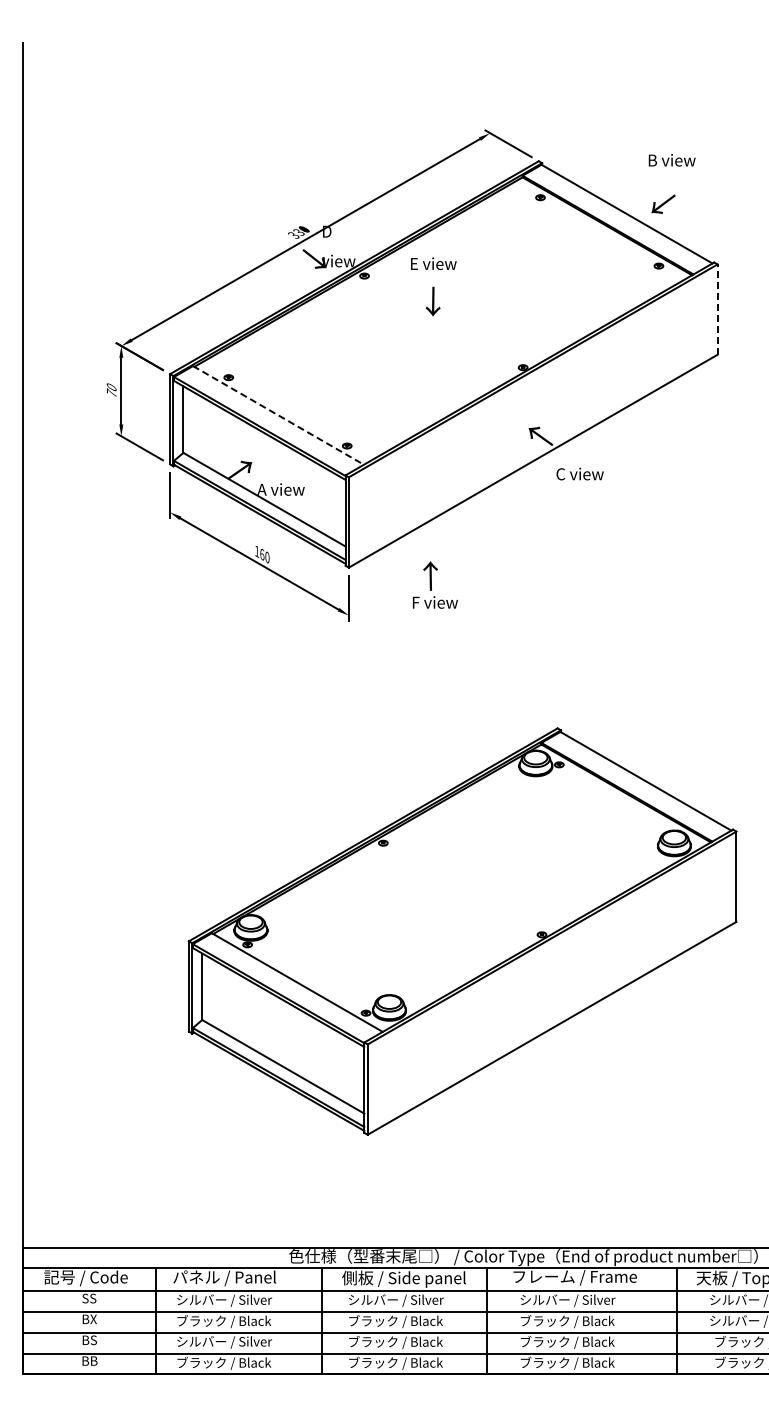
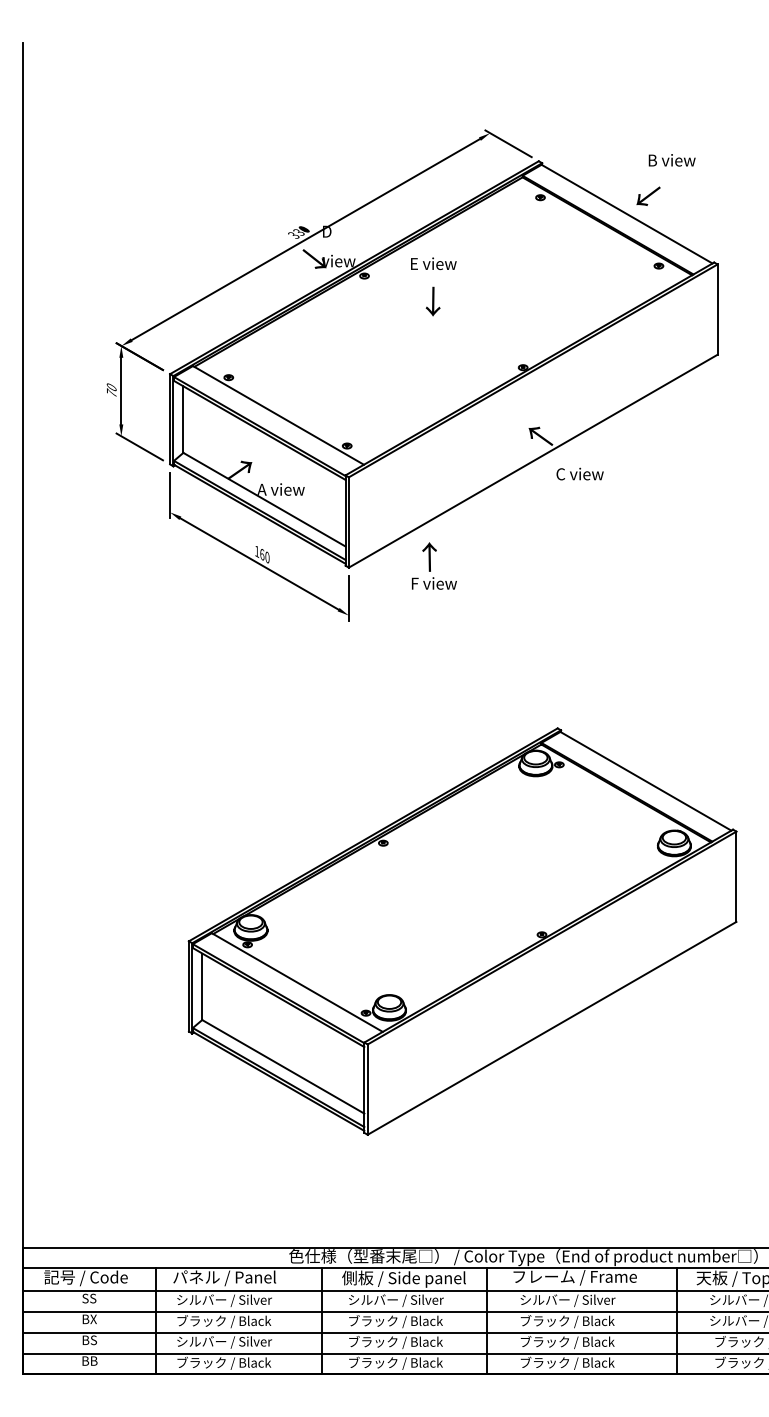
text position: (663, 203) -> (648, 195) (648, 195)
line: dashed -> solid (717, 309)
line: dashed -> solid (278, 415)
text position: (435, 584) -> (434, 565) (434, 565)
